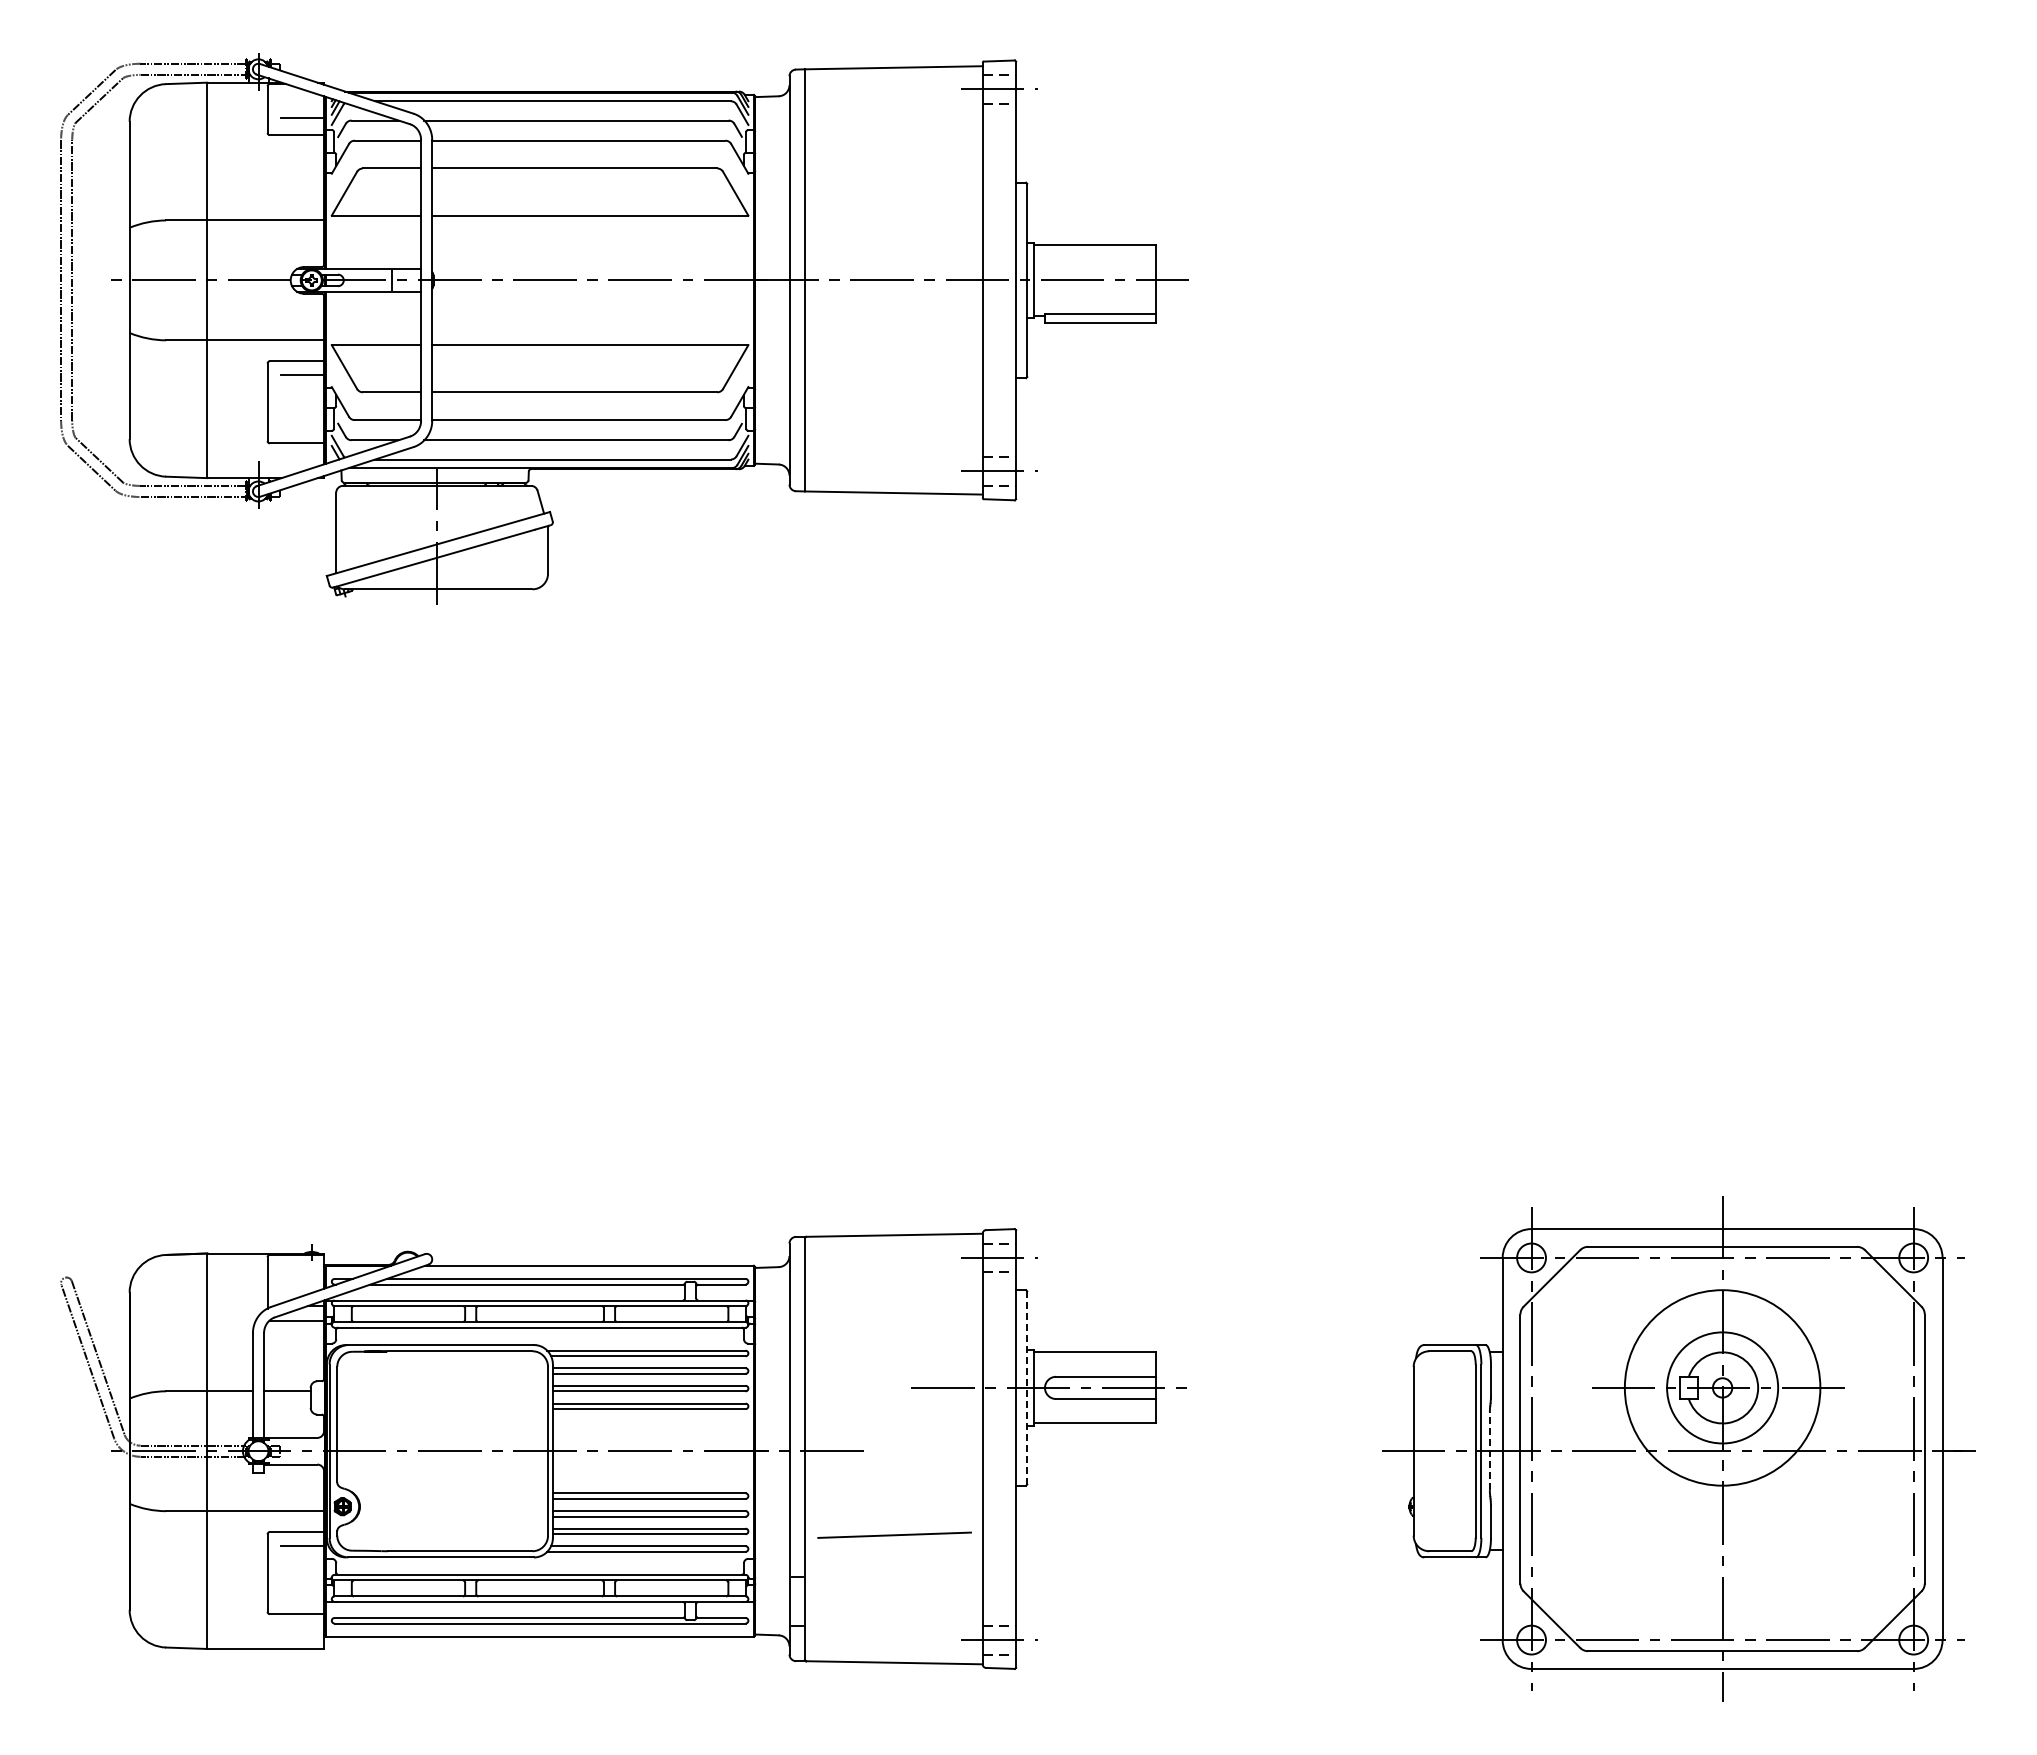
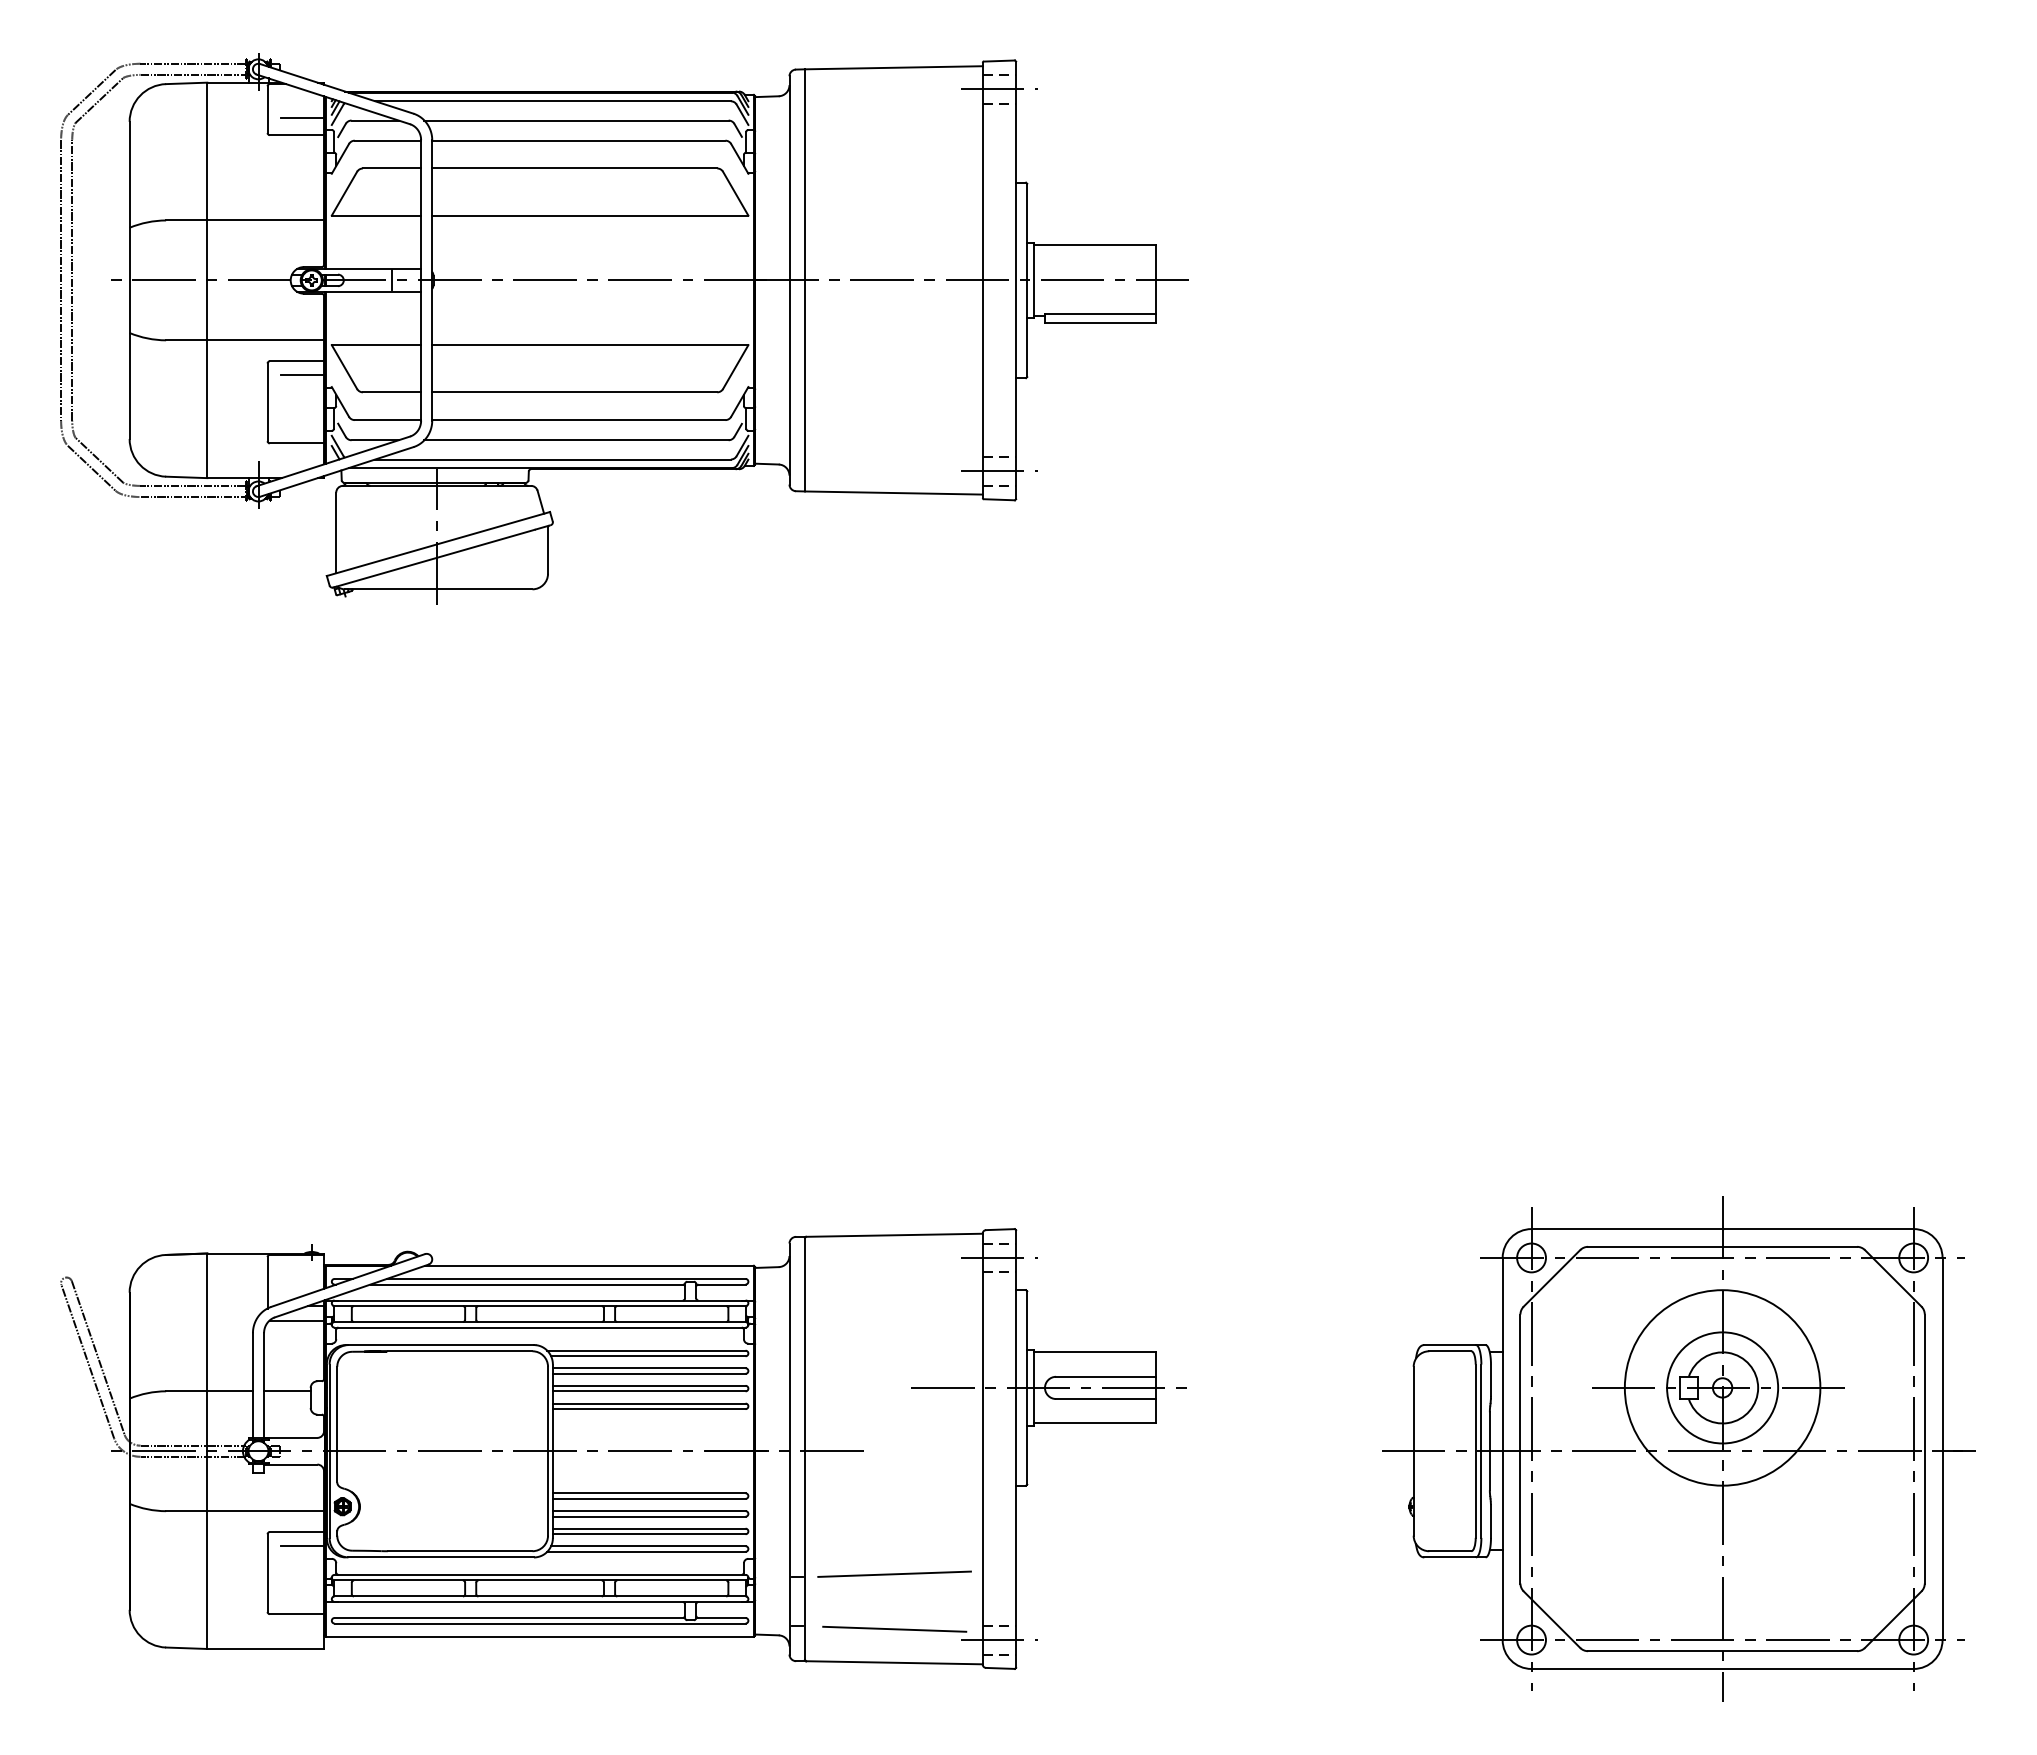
line: dashed -> solid (1027, 1387)
line: dashed -> solid (1489, 1451)
line position: (894, 1534) -> (894, 1573) (894, 1573)
line: none -> present (894, 1628)
